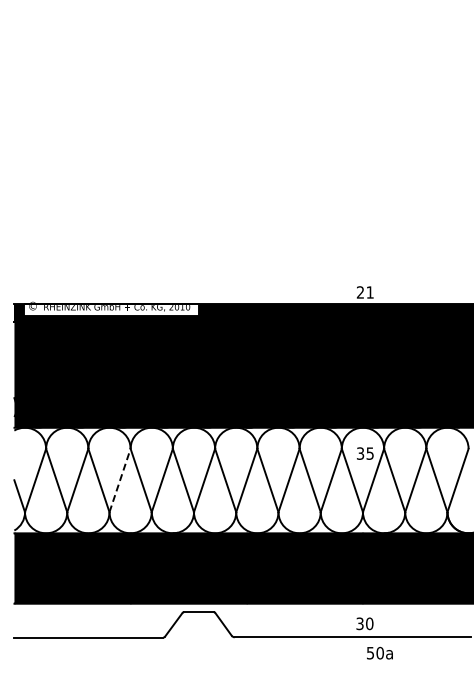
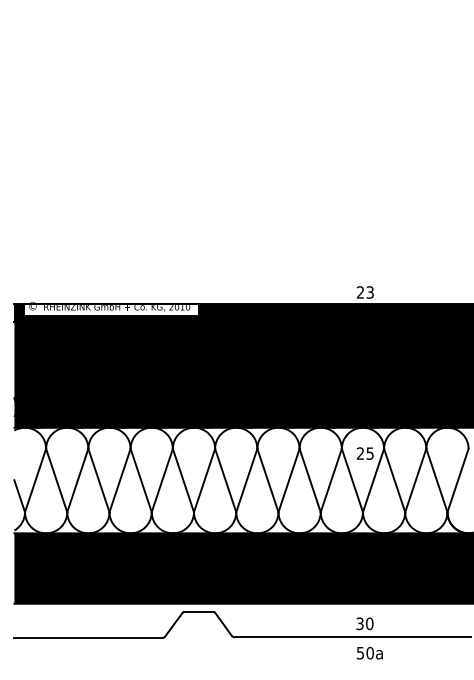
text: 21 -> 23 (369, 292)
text: 35 -> 25 (360, 453)
line: dashed -> solid (120, 480)
text position: (379, 652) -> (369, 652) (369, 652)
